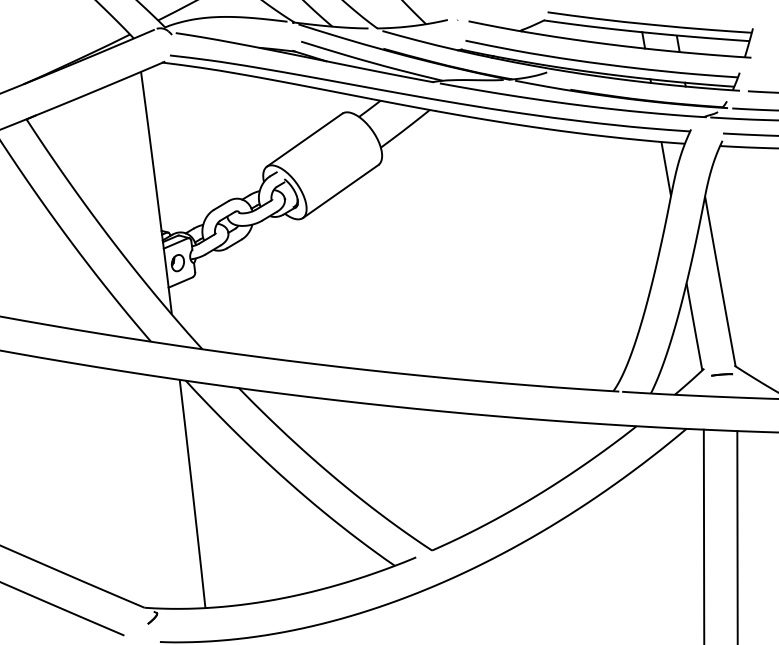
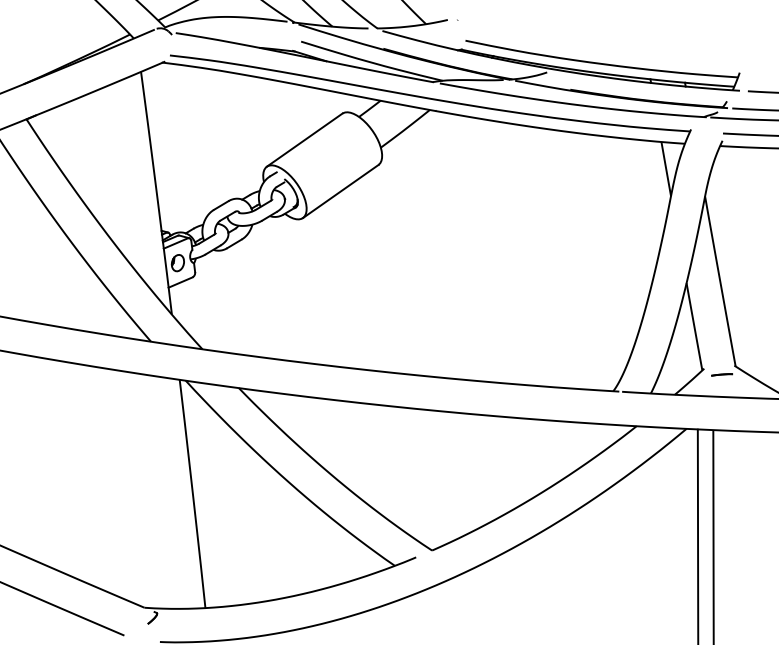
part: present -> none (610, 34)
line position: (703, 535) -> (697, 535) (697, 535)
line position: (737, 536) -> (713, 536) (713, 536)
